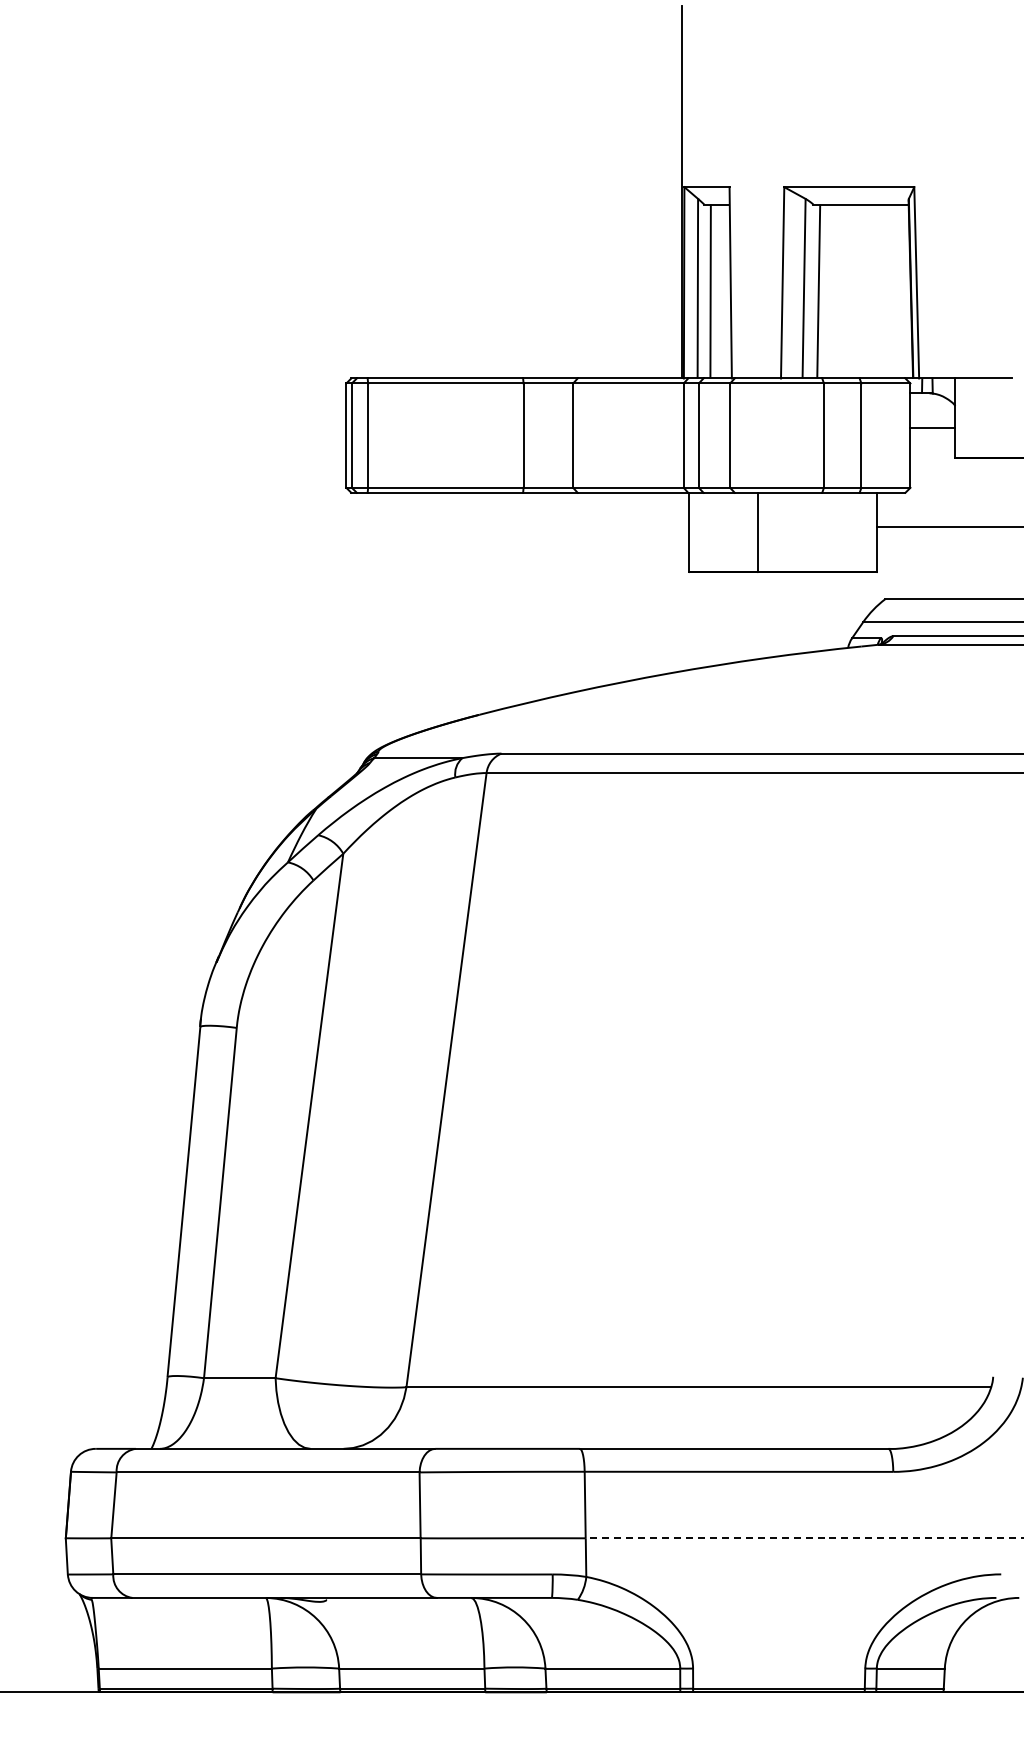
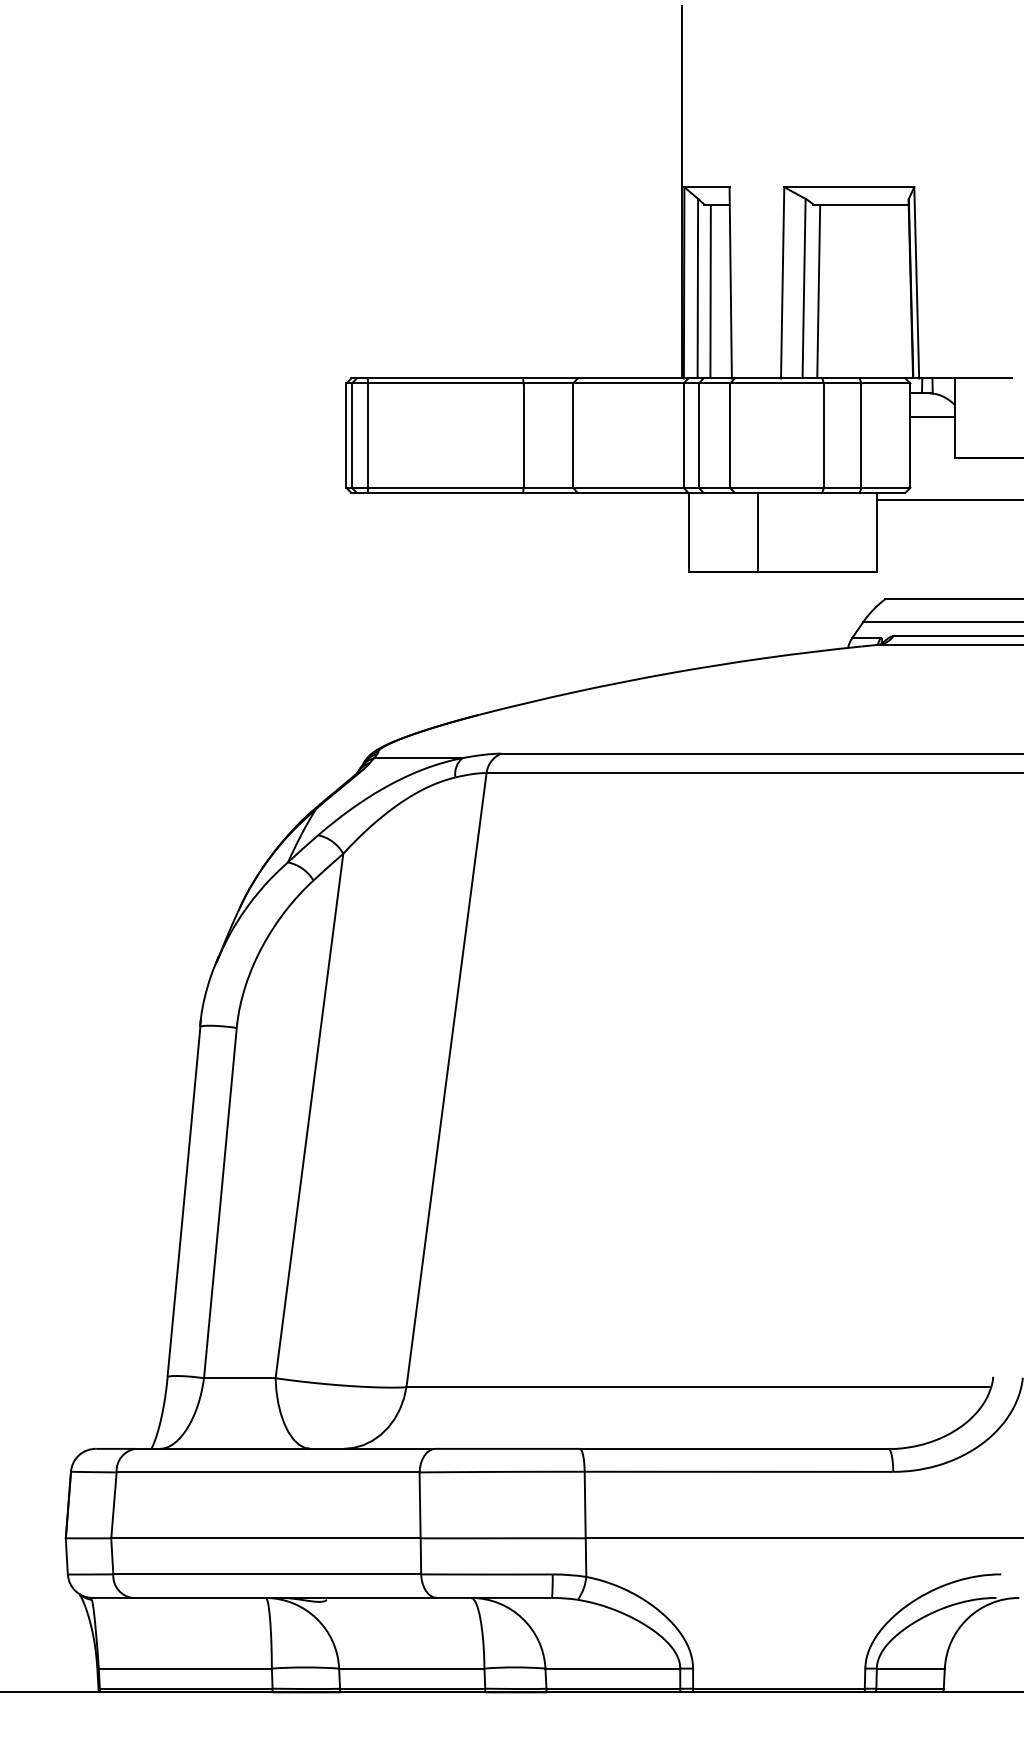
line position: (932, 428) -> (932, 417) (932, 417)
line position: (948, 527) -> (948, 500) (948, 500)
line: dashed -> solid (804, 1538)
